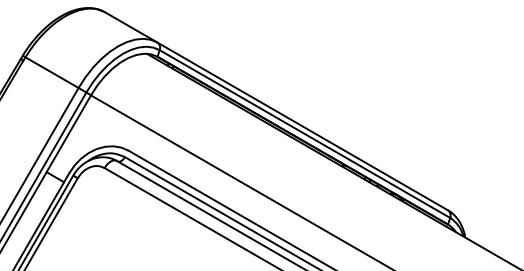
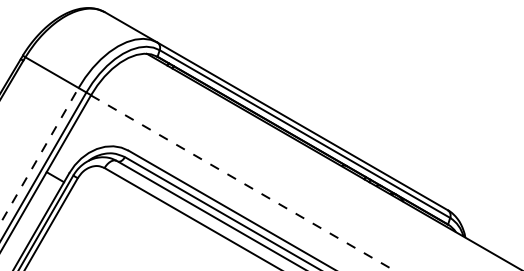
line: solid -> dashed (39, 155)
line: solid -> dashed (243, 183)
